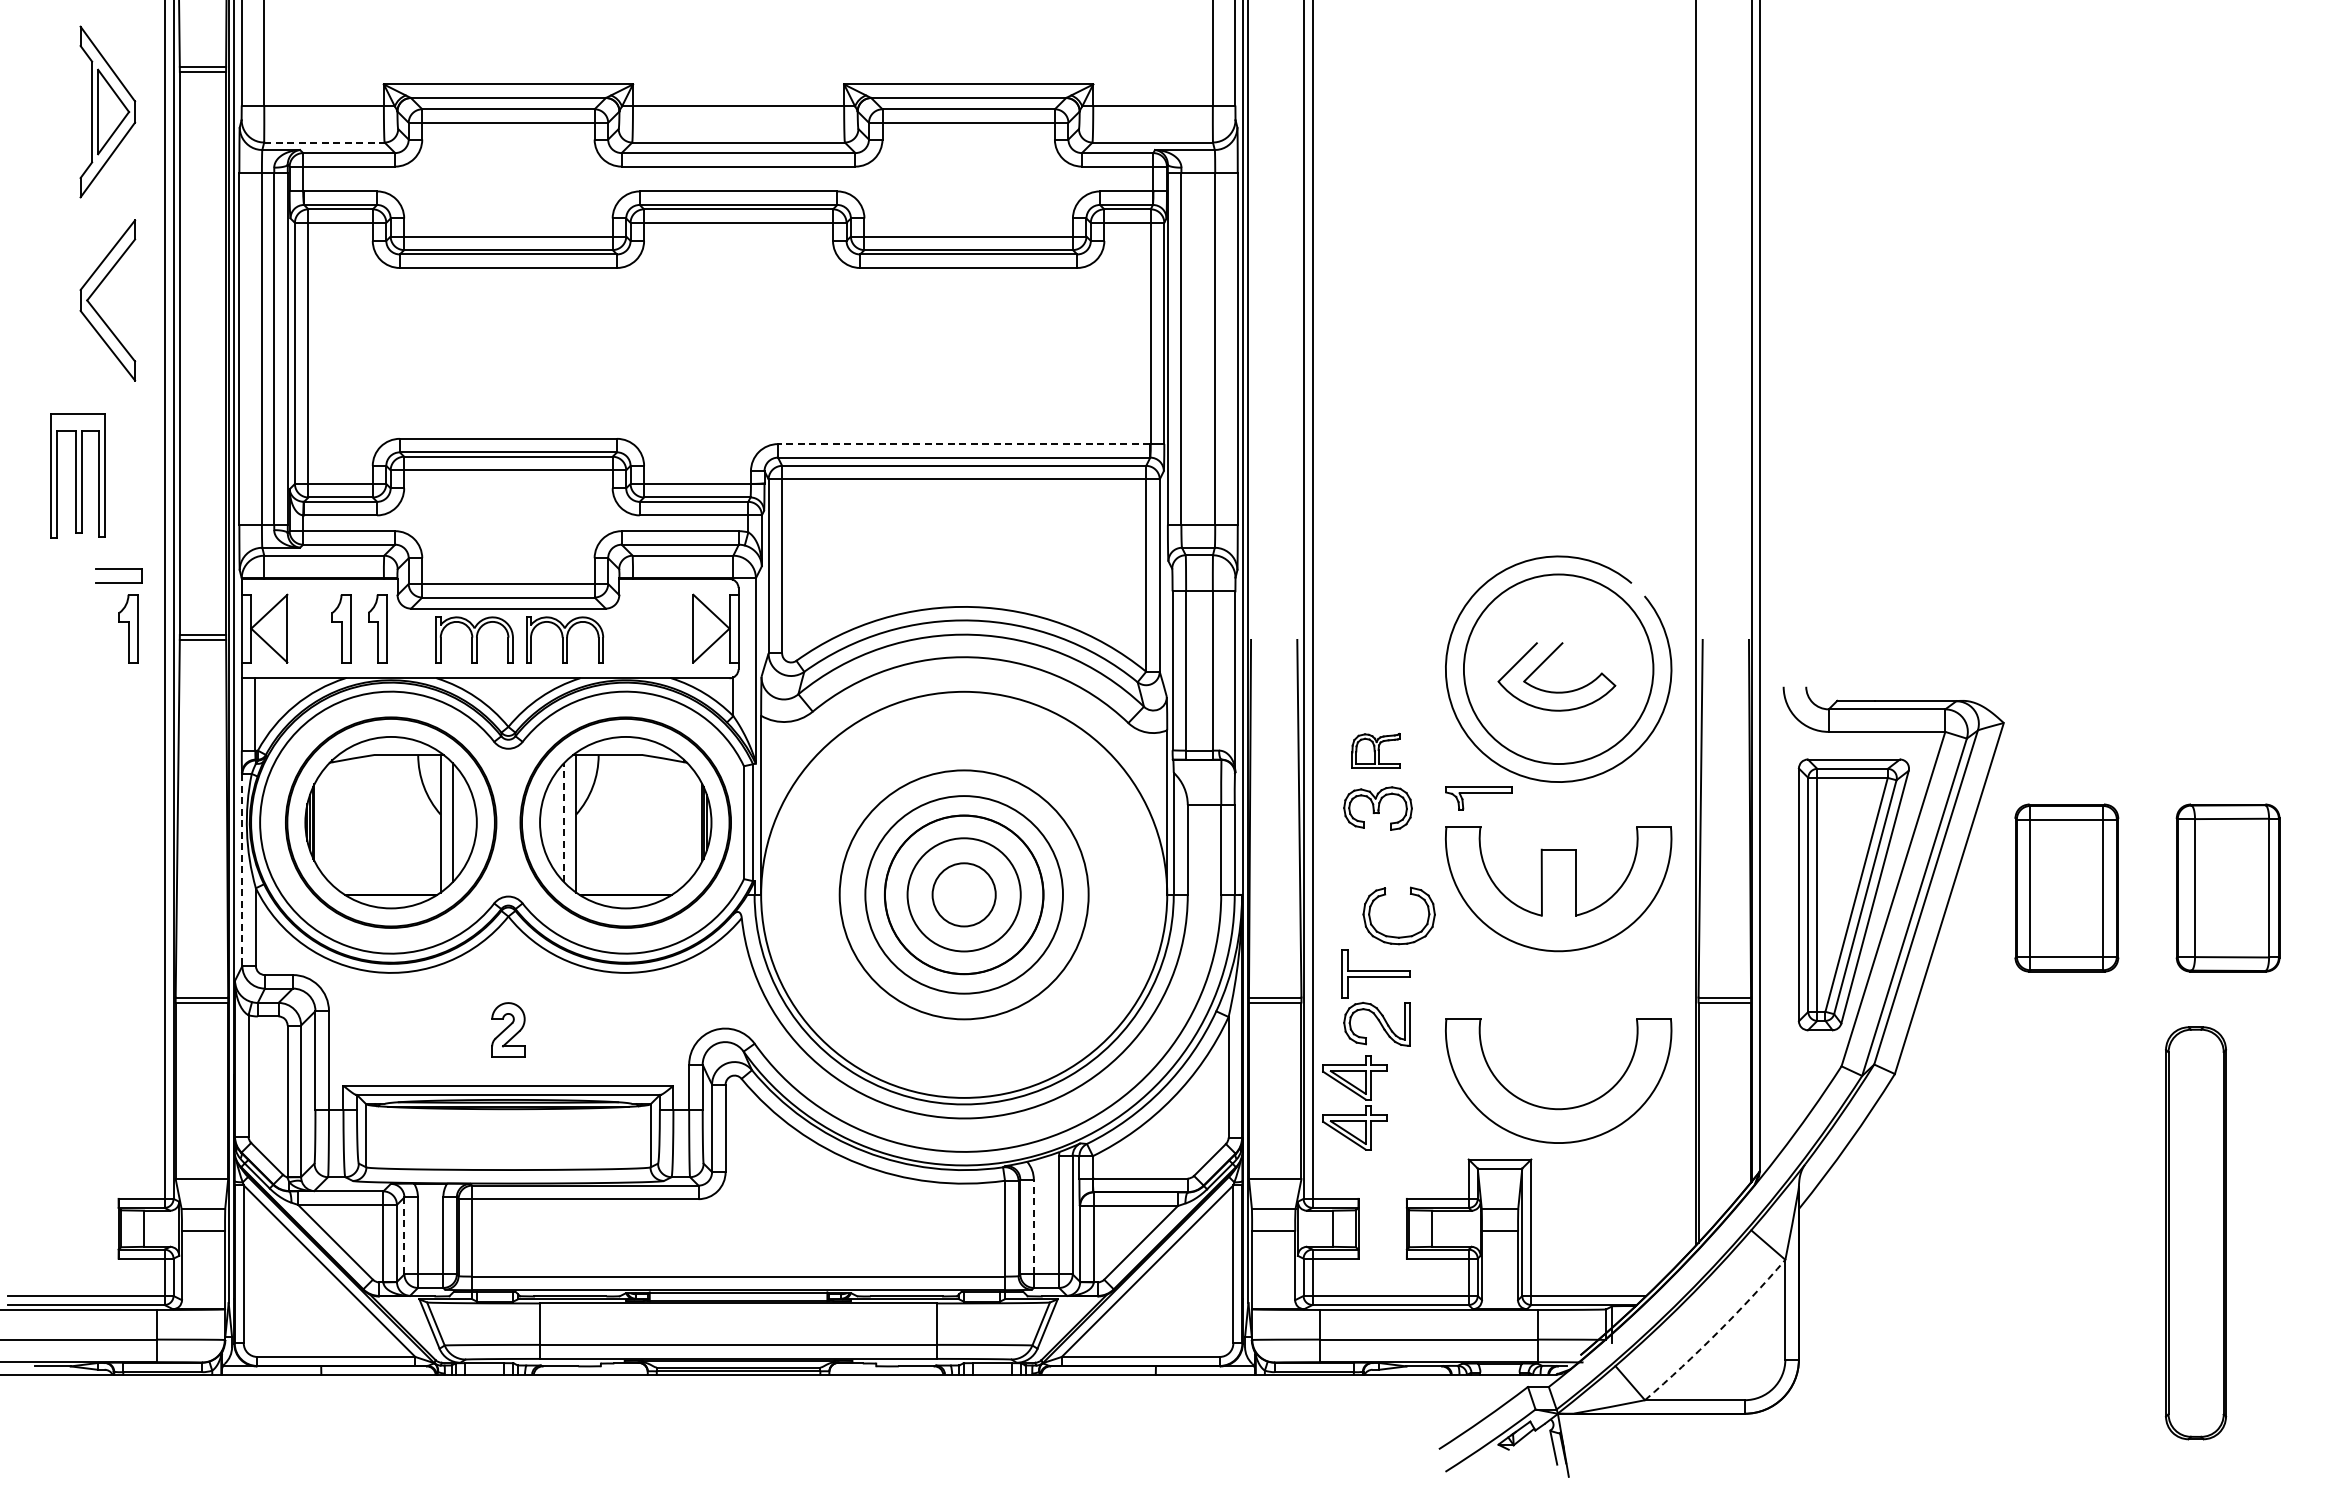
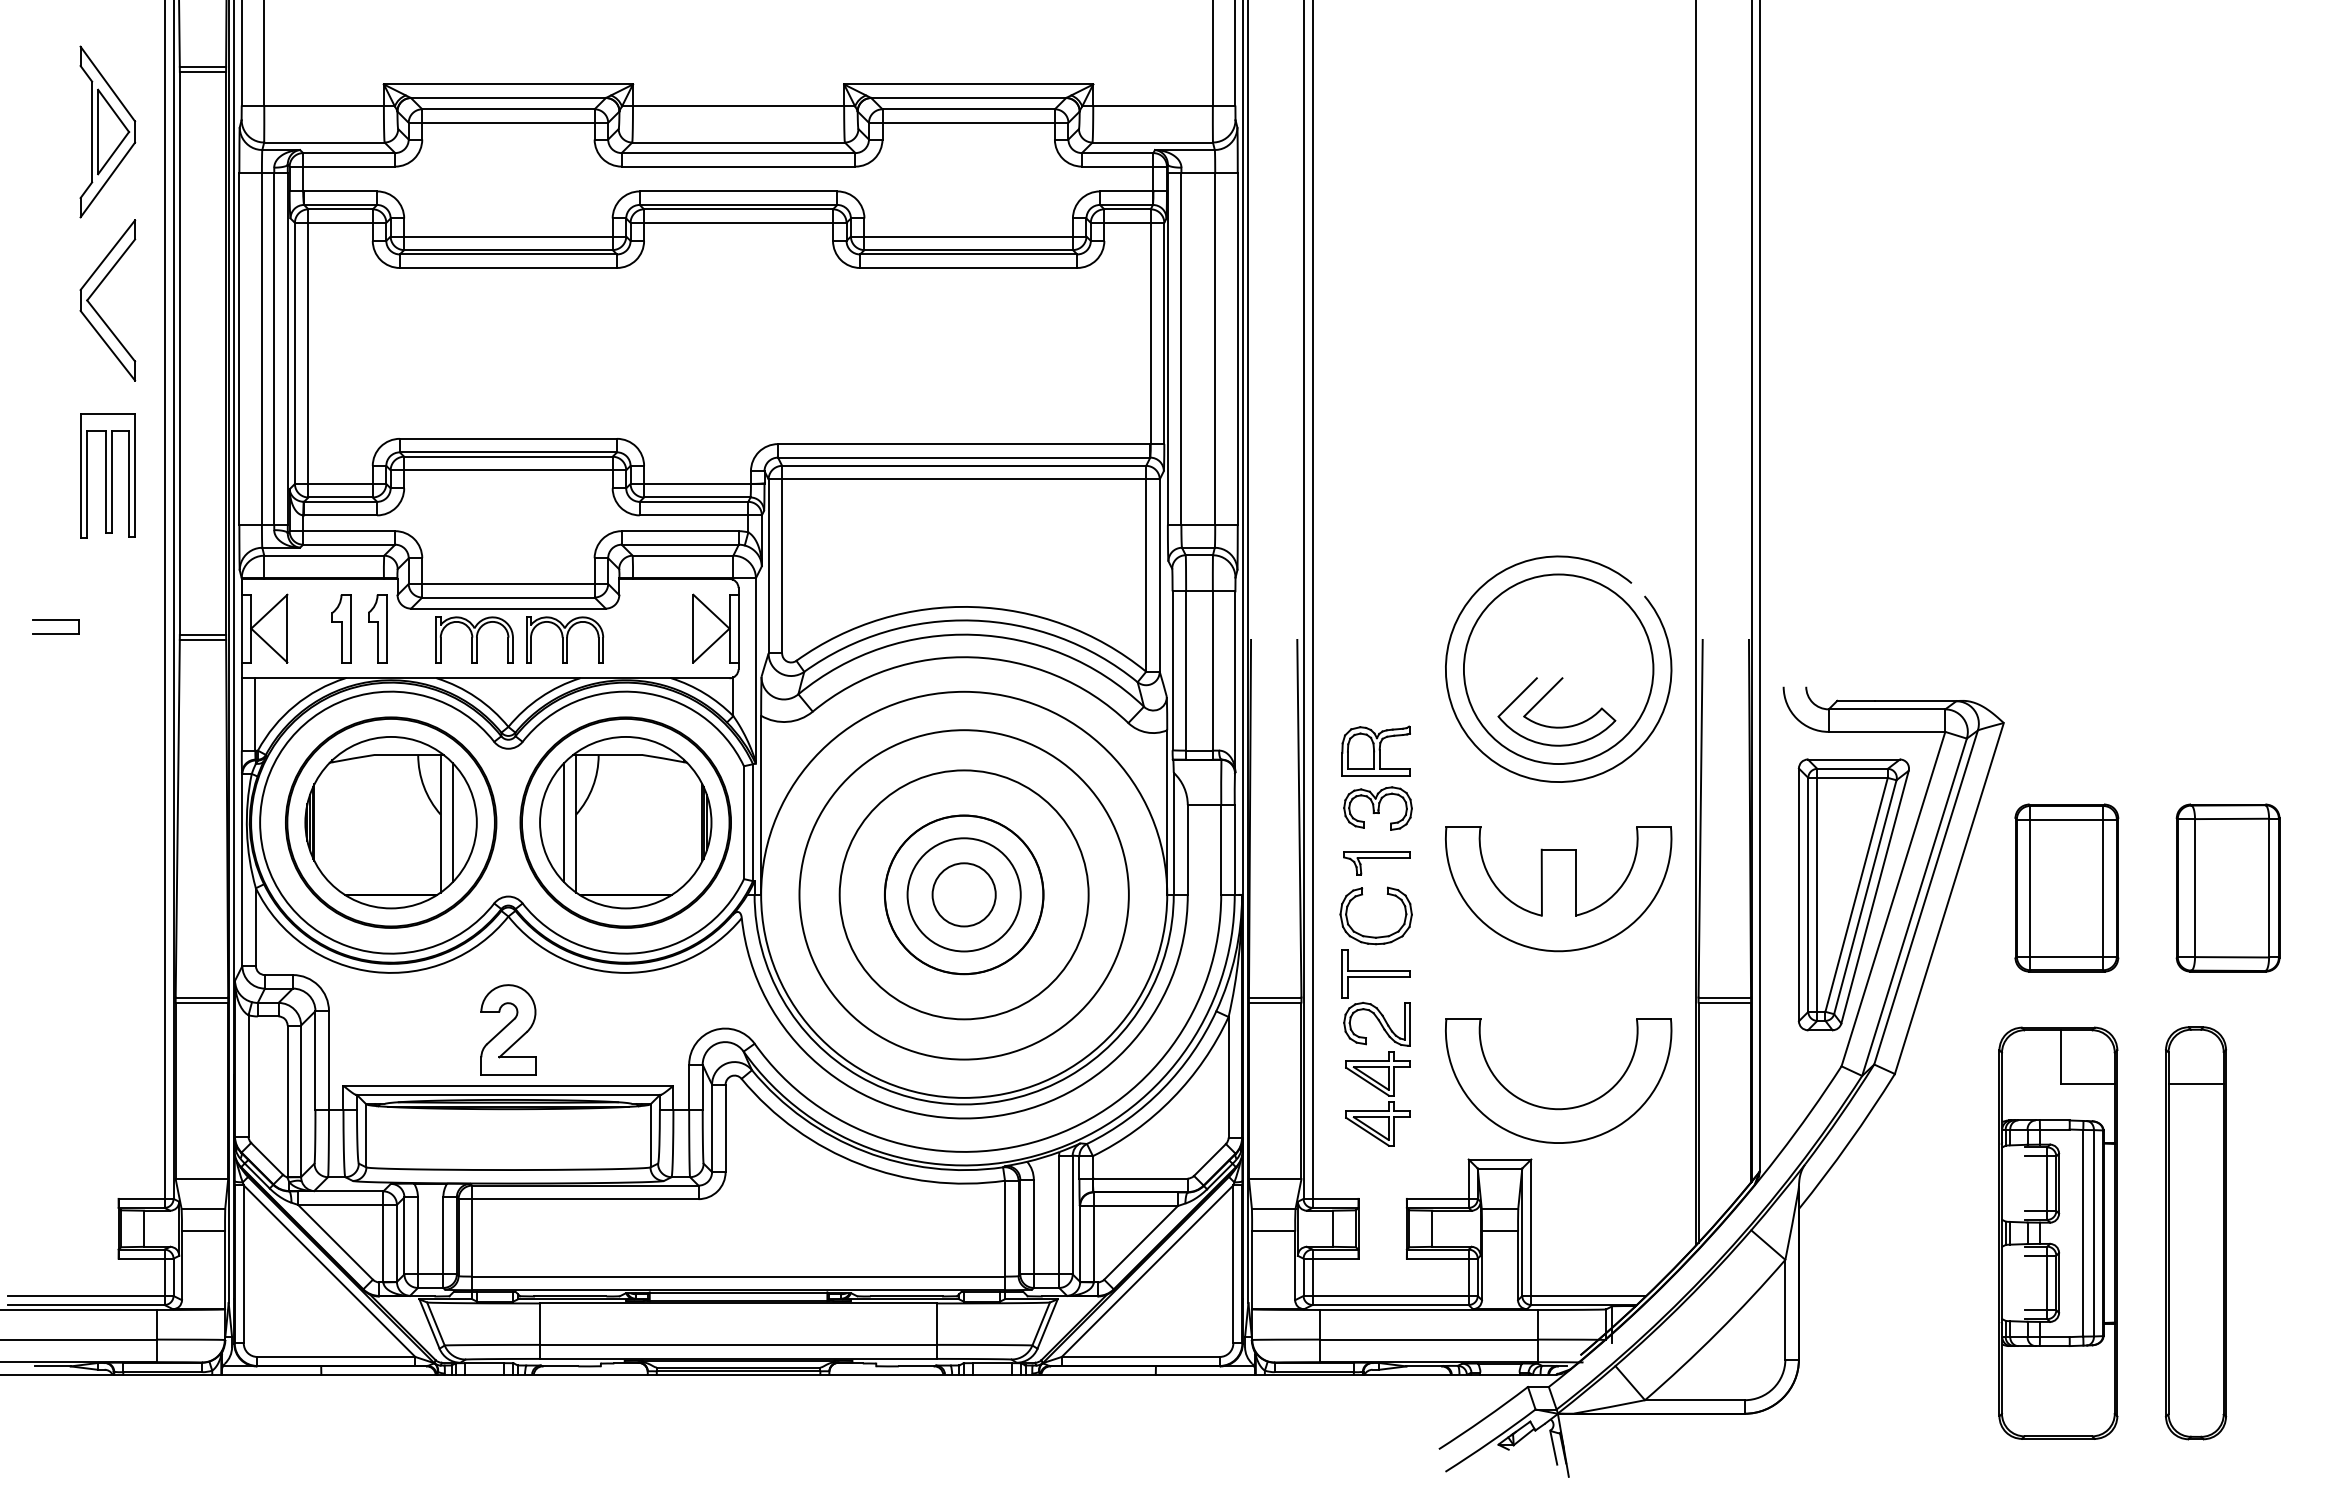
part position: (107, 111) -> (107, 131) (107, 131)
line: dashed -> solid (324, 142)
line: dashed -> solid (963, 444)
part position: (77, 475) -> (107, 475) (107, 475)
part position: (118, 575) -> (55, 626) (55, 626)
part: present -> none (128, 628)
part position: (1556, 691) -> (1556, 726) (1556, 726)
part size: 50x37 px -> 70x52 px (1375, 750)
part position: (1478, 798) -> (1376, 863) (1376, 863)
line: dashed -> solid (563, 822)
line: dashed -> solid (242, 870)
circle diameter: 198 px -> 329 px (963, 894)
part position: (1398, 936) -> (1375, 936) (1375, 936)
part size: 35x56 px -> 57x92 px (508, 1029)
line: none -> present (2195, 1084)
part position: (1357, 1095) -> (1380, 1091) (1380, 1091)
line: dashed -> solid (1033, 1226)
part: none -> present (2058, 1232)
line: dashed -> solid (404, 1236)
arc: dashed -> solid (1717, 1332)
